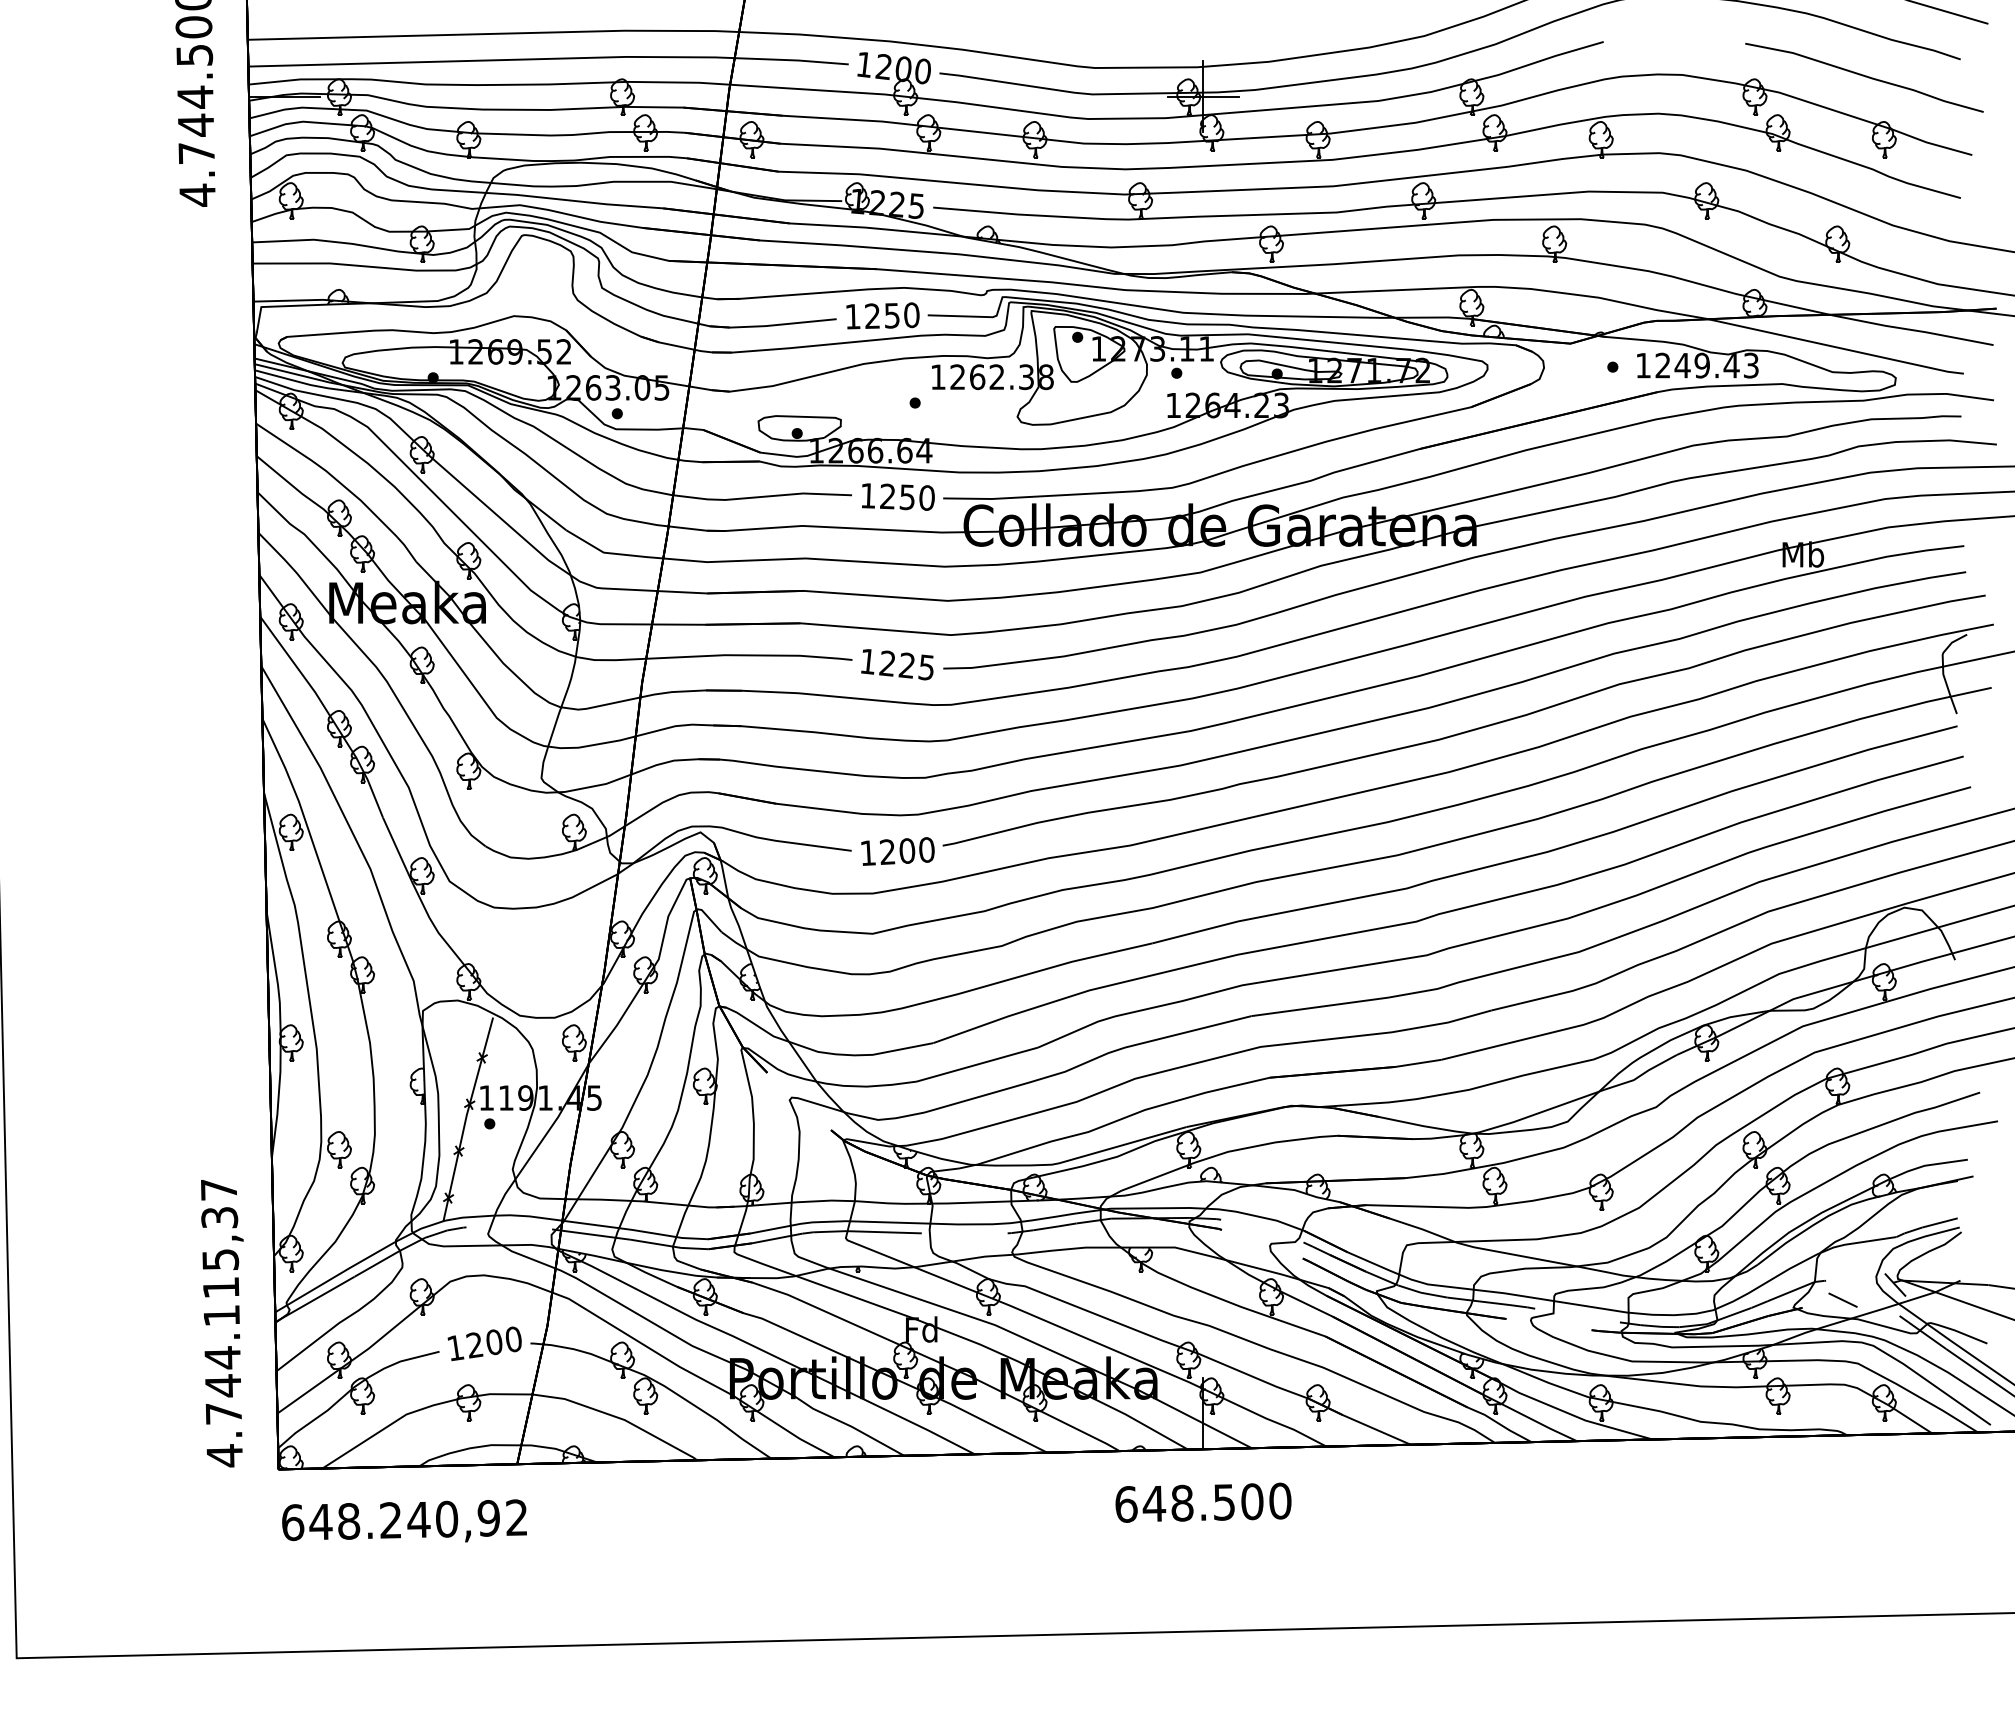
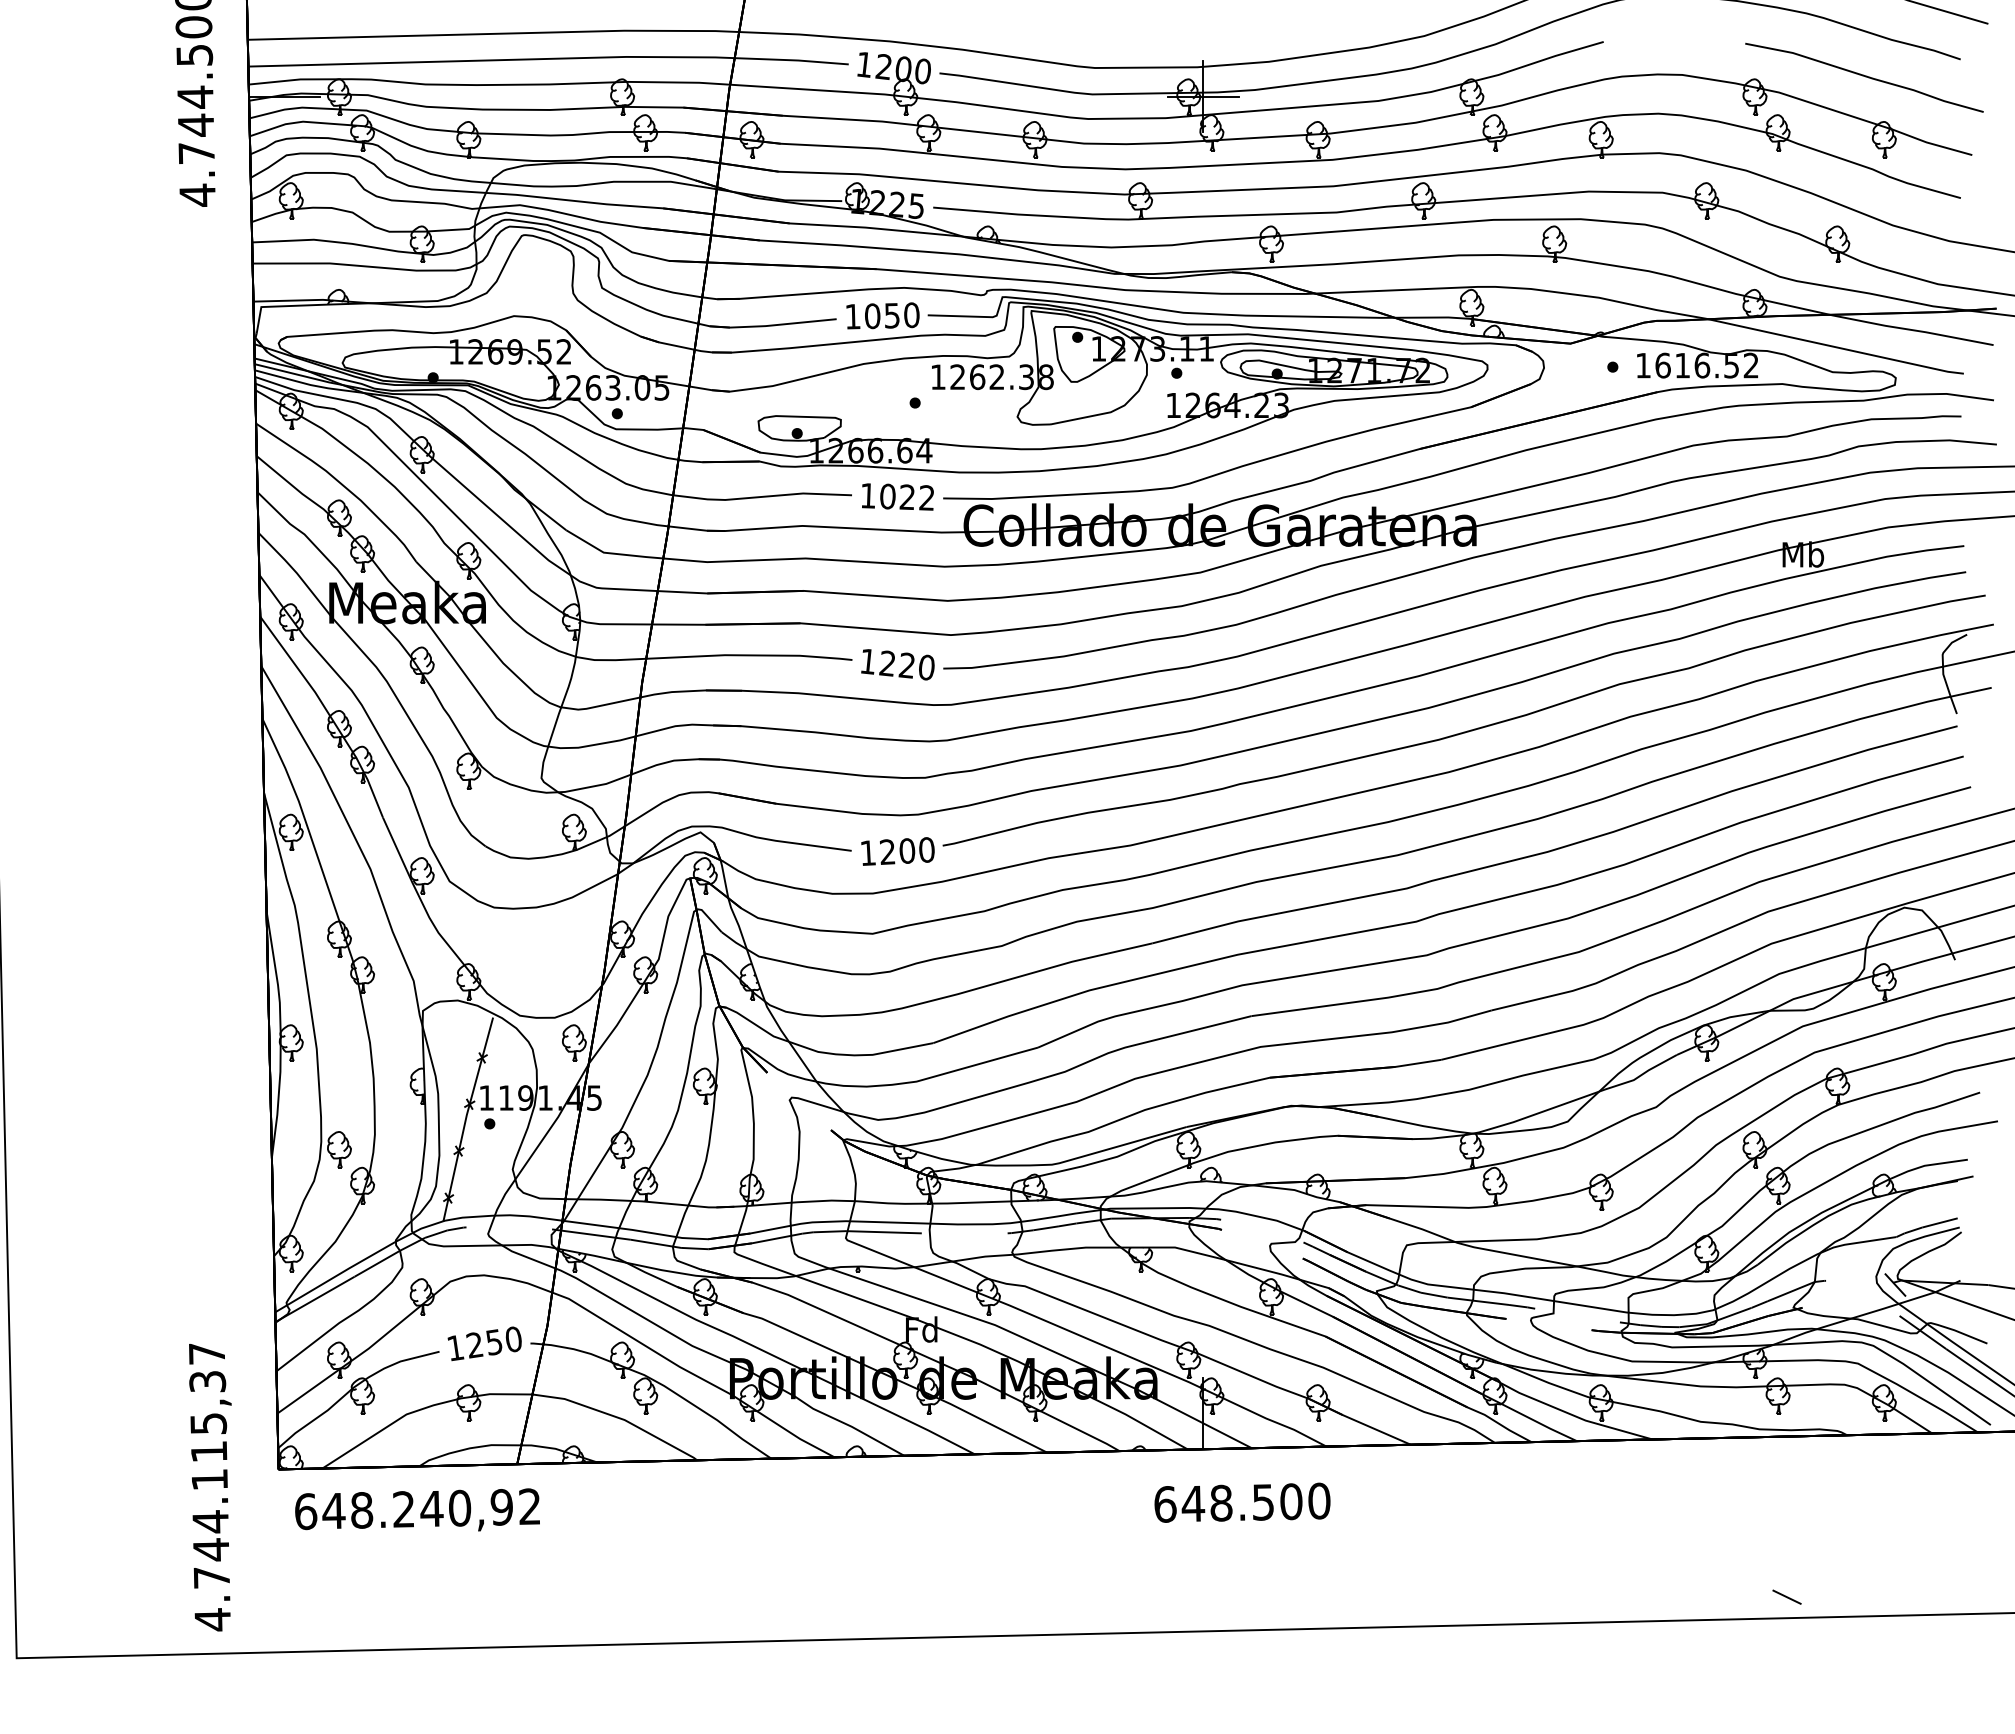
text: 1250 -> 1050 (872, 316)
text: 1249.43 -> 1616.52 (1706, 365)
text: 1250 -> 1022 (907, 496)
text: 1225 -> 1220 (926, 667)
line position: (1842, 1299) -> (1786, 1596) (1786, 1596)
text position: (222, 1323) -> (210, 1487) (210, 1487)
text: 1200 -> 1250 (494, 1342)
text position: (1203, 1502) -> (1242, 1502) (1242, 1502)
text position: (404, 1520) -> (417, 1509) (417, 1509)
